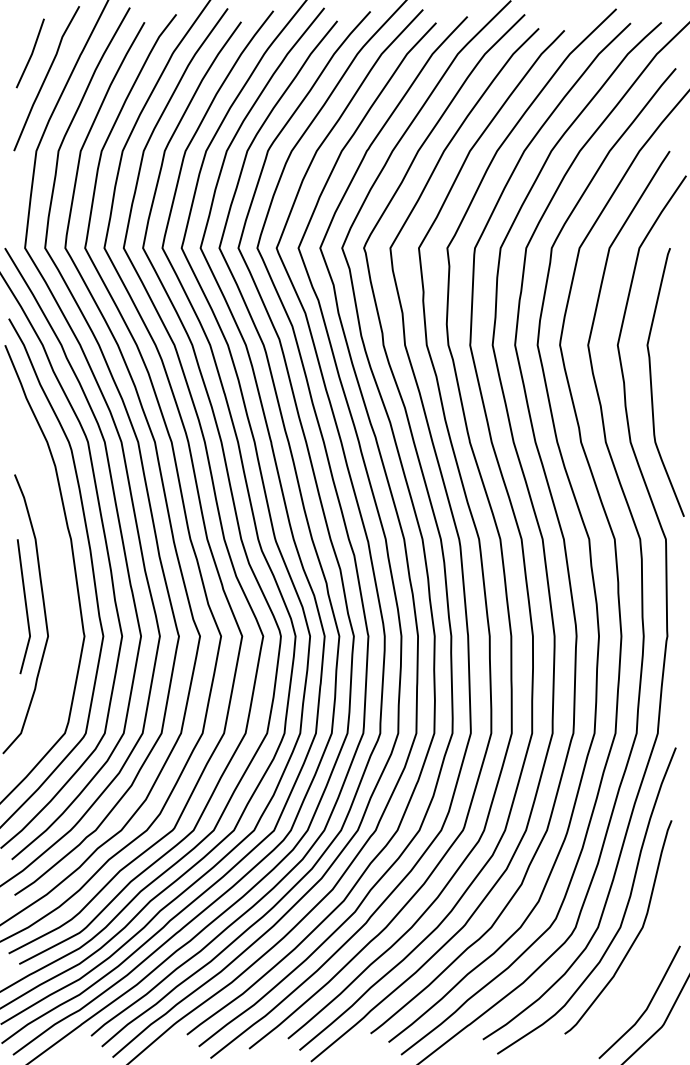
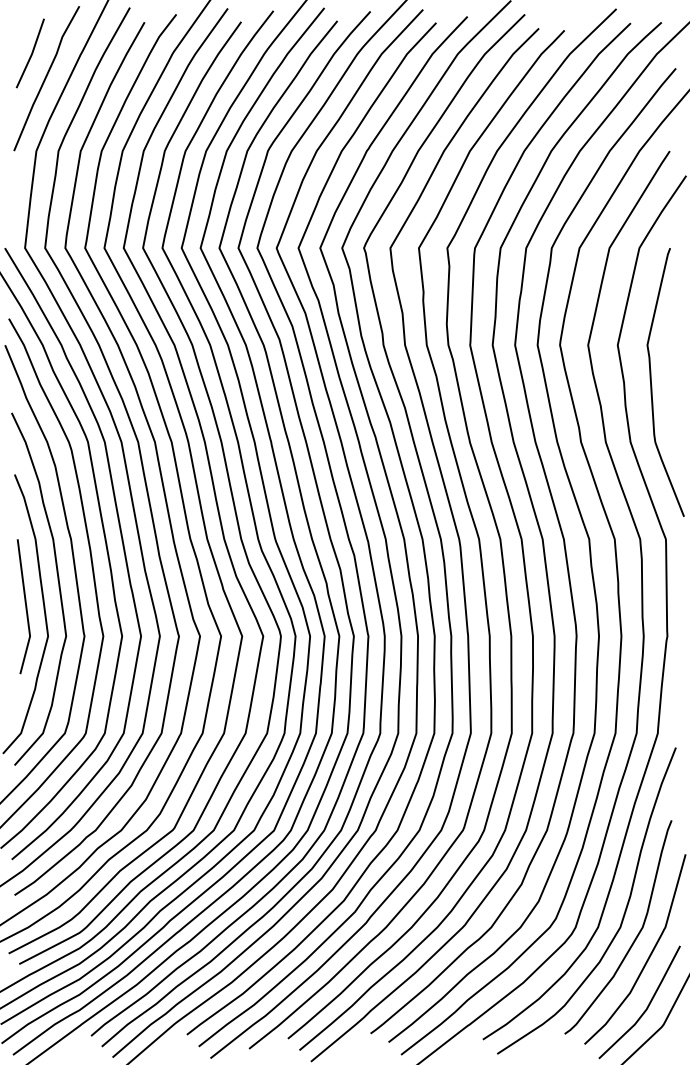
curve: none -> present (58, 587)
curve: none -> present (648, 956)
